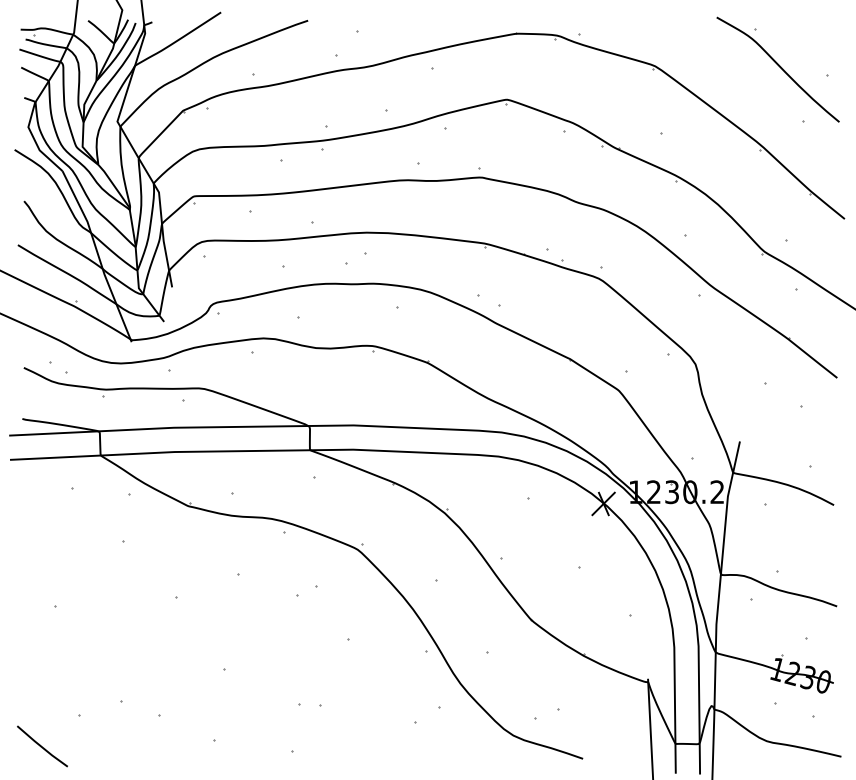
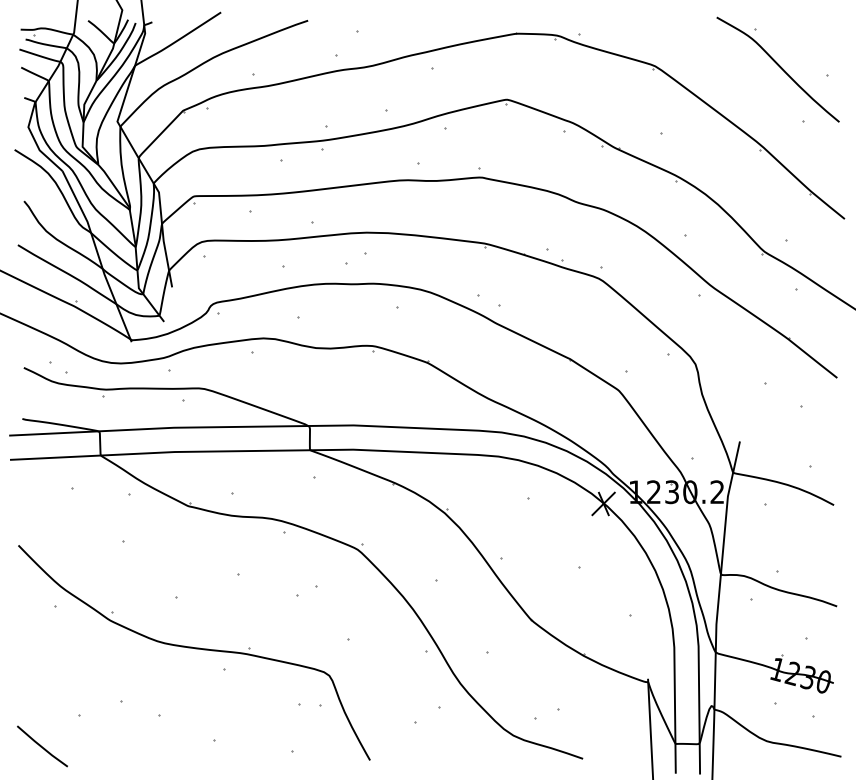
part: none -> present (194, 652)
